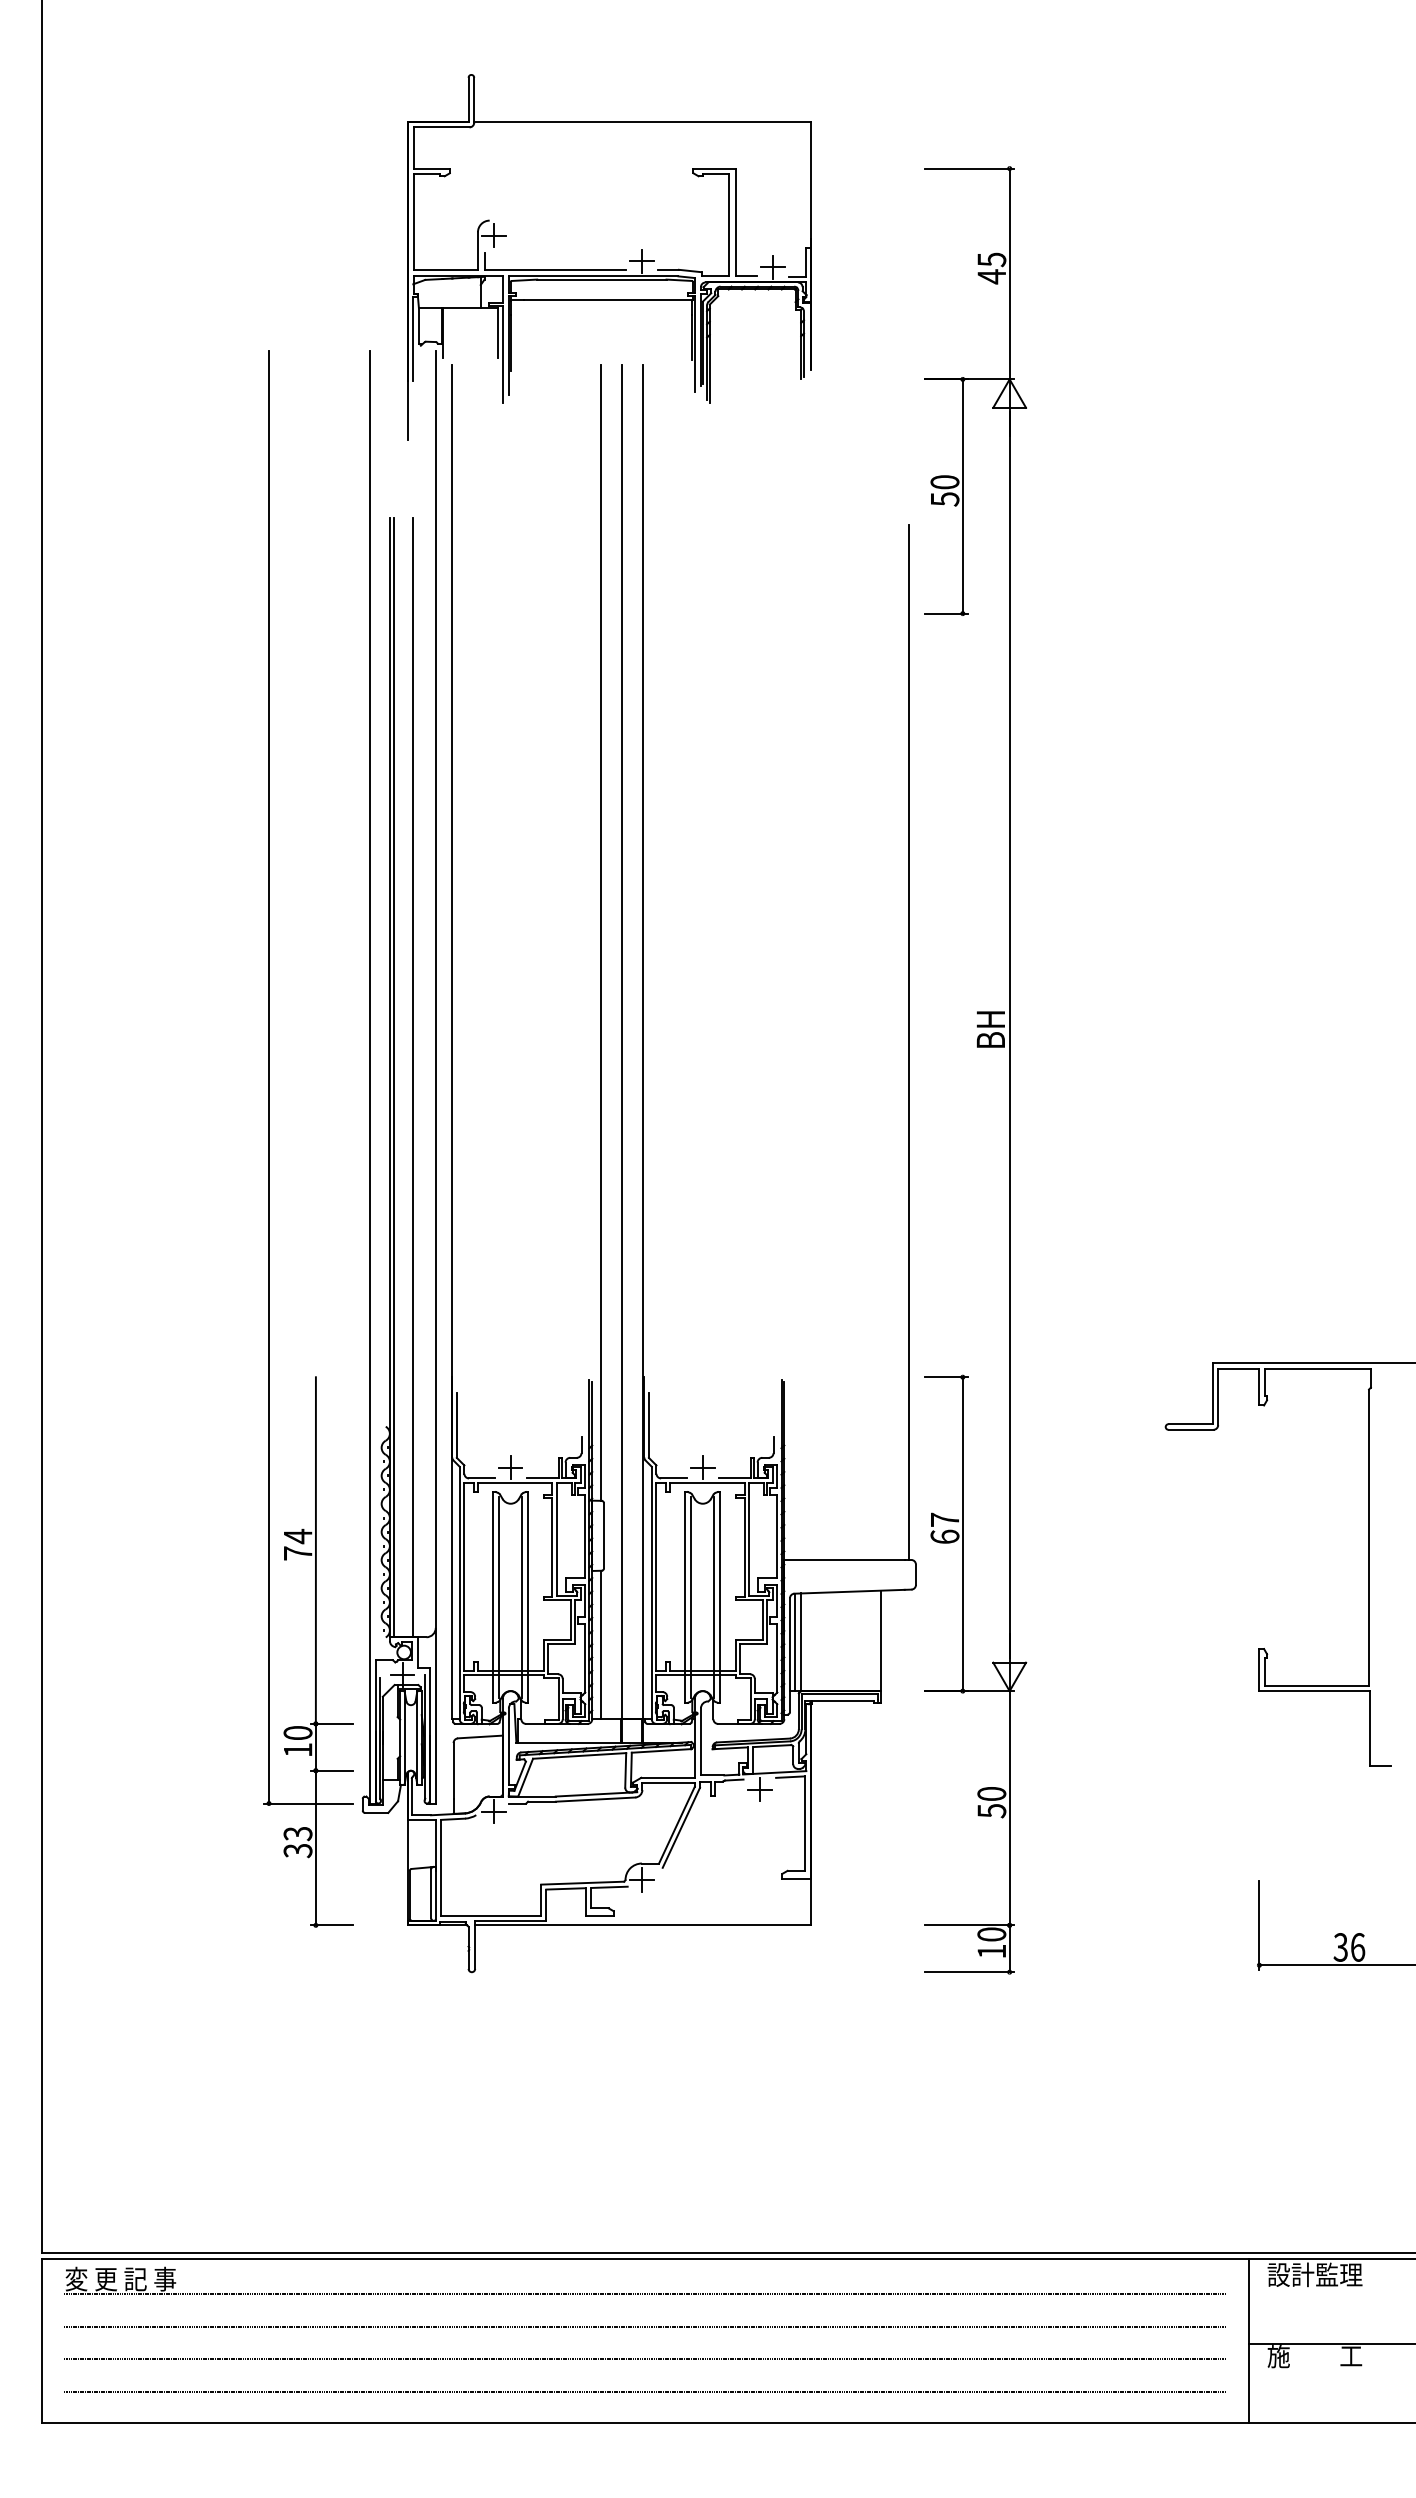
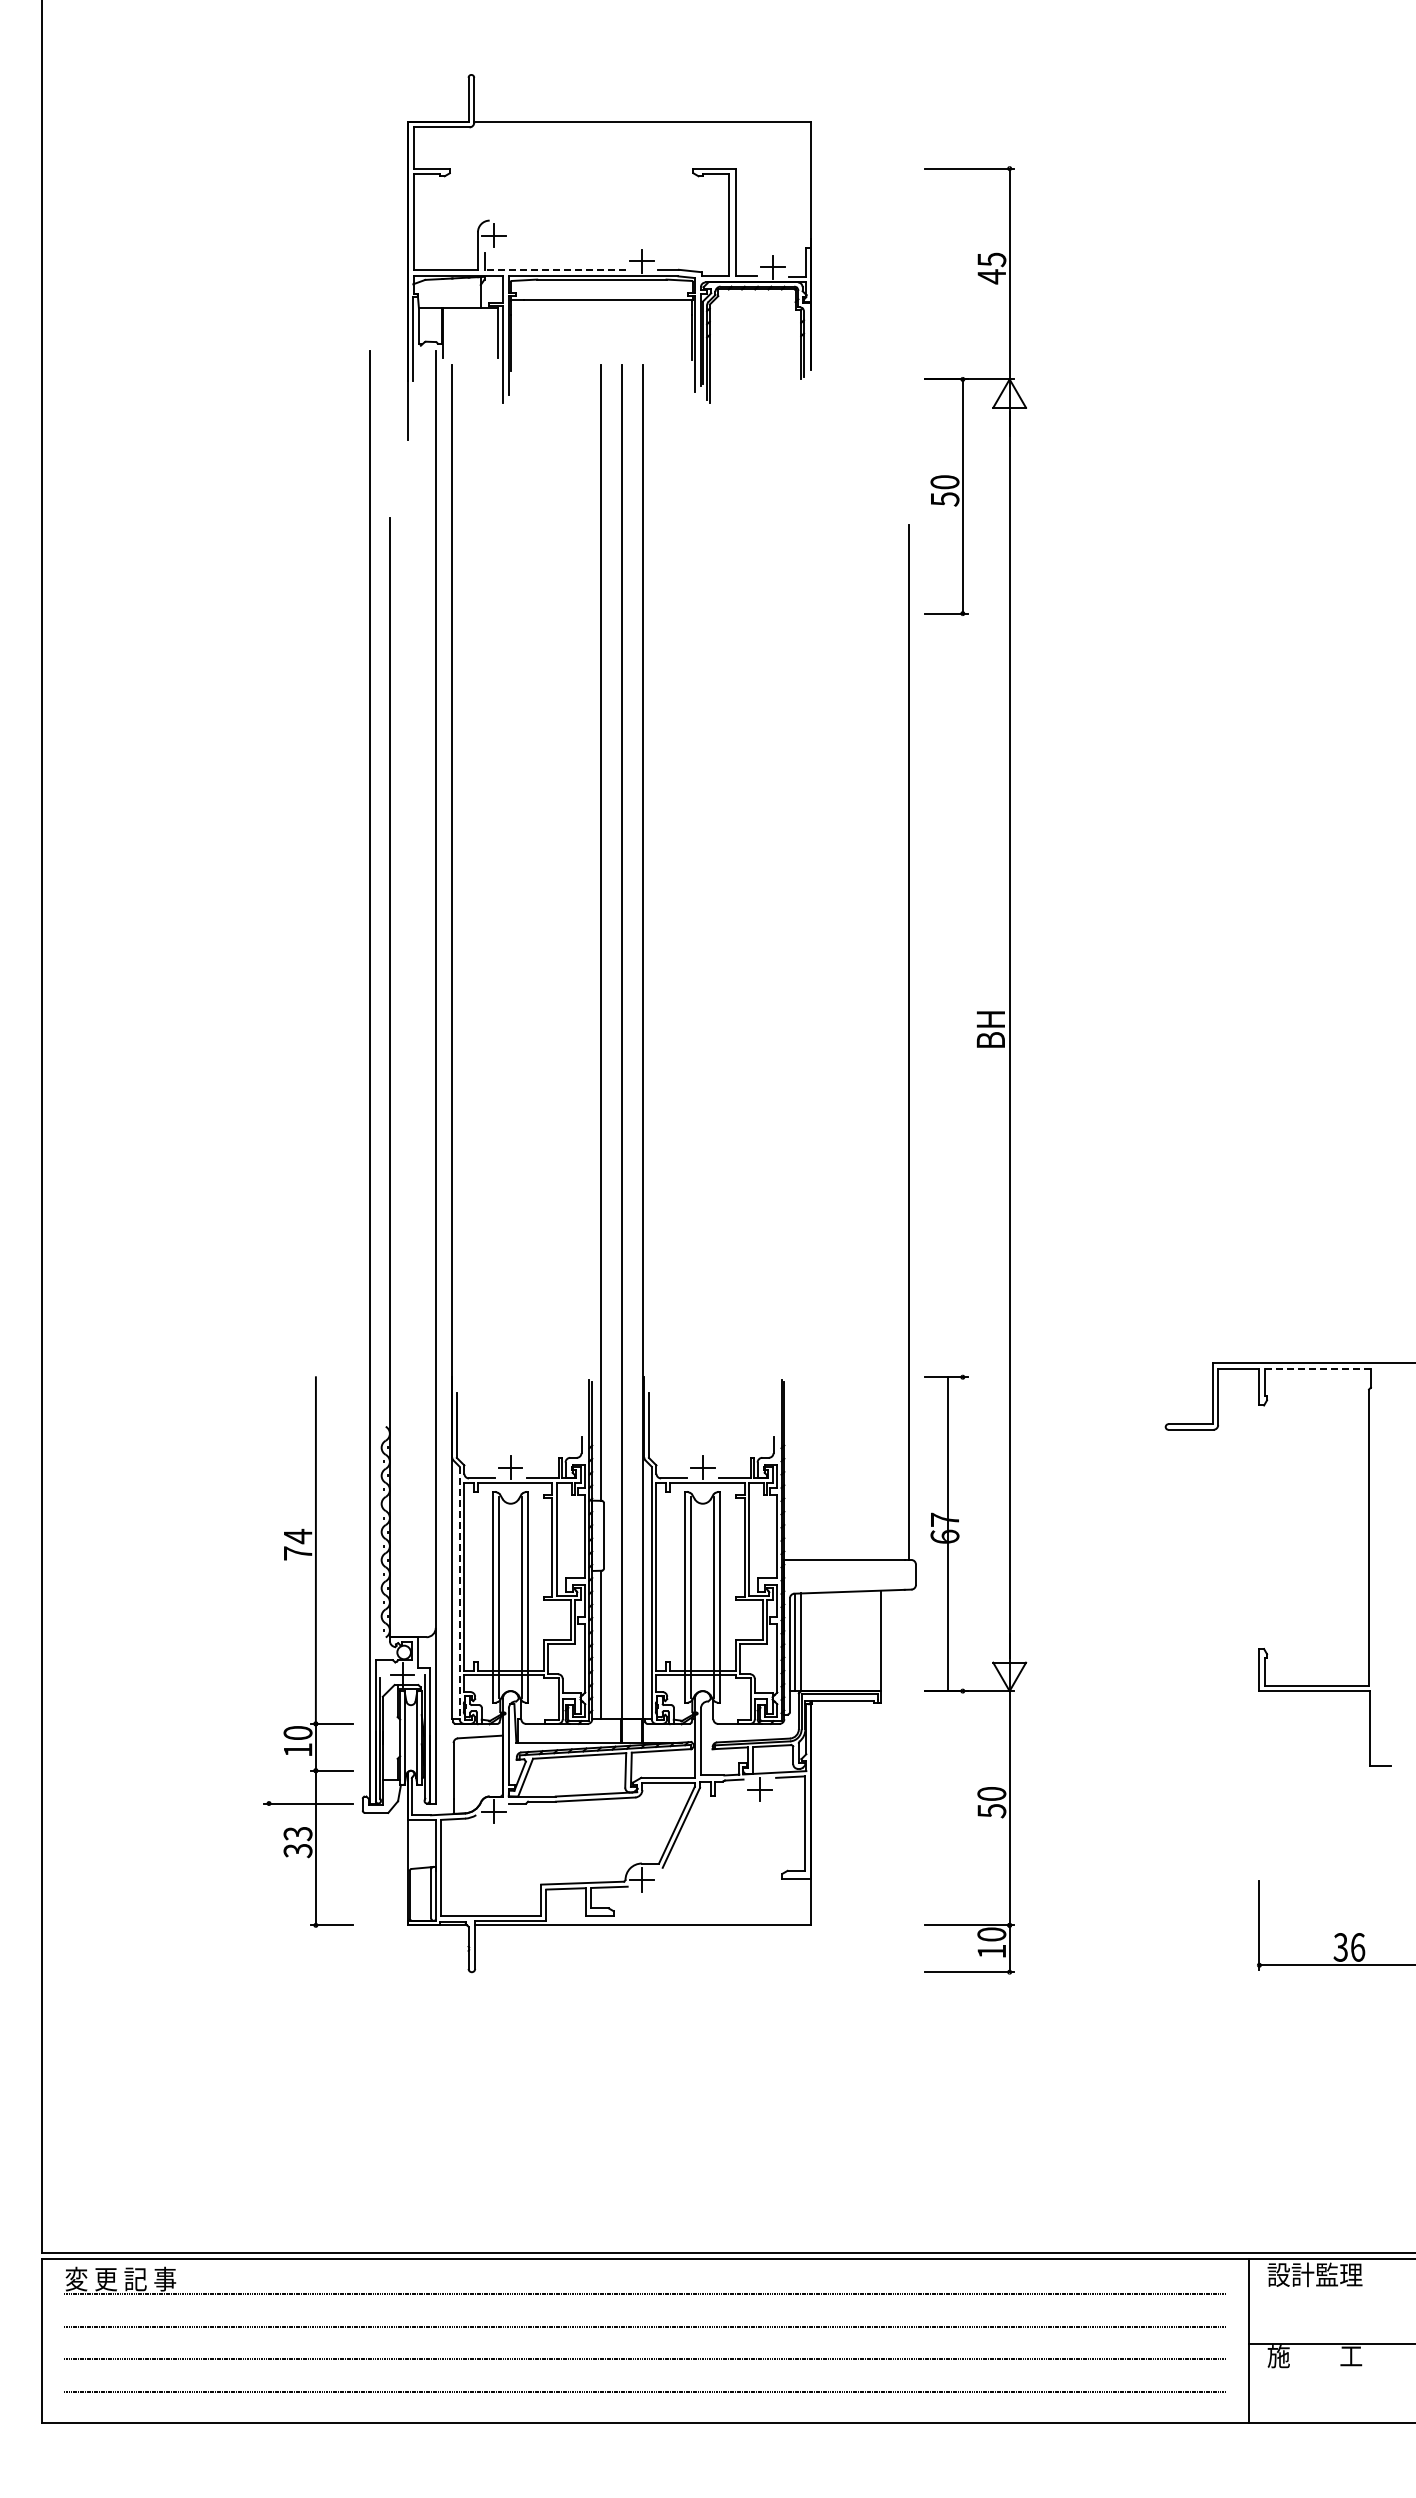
line: solid -> dashed (555, 269)
line: present -> none (269, 1077)
line: present -> none (393, 1077)
line: present -> none (413, 1077)
line: solid -> dashed (1317, 1368)
line position: (962, 1534) -> (947, 1534) (947, 1534)
line: solid -> dashed (459, 1593)
